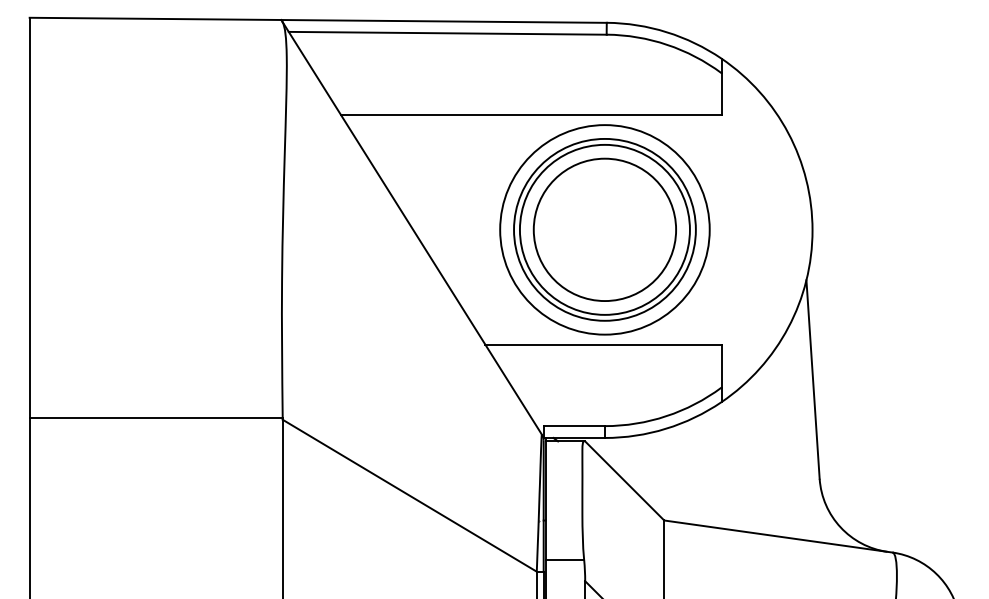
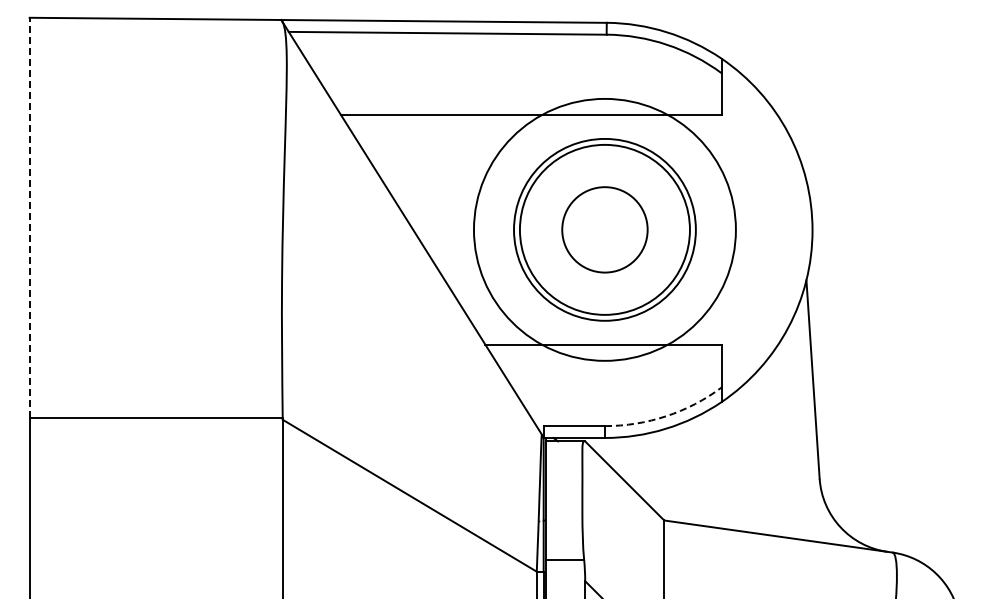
line: solid -> dashed (29, 217)
circle diameter: 142 px -> 85 px (604, 229)
circle diameter: 210 px -> 262 px (604, 229)
arc: solid -> dashed (666, 416)
